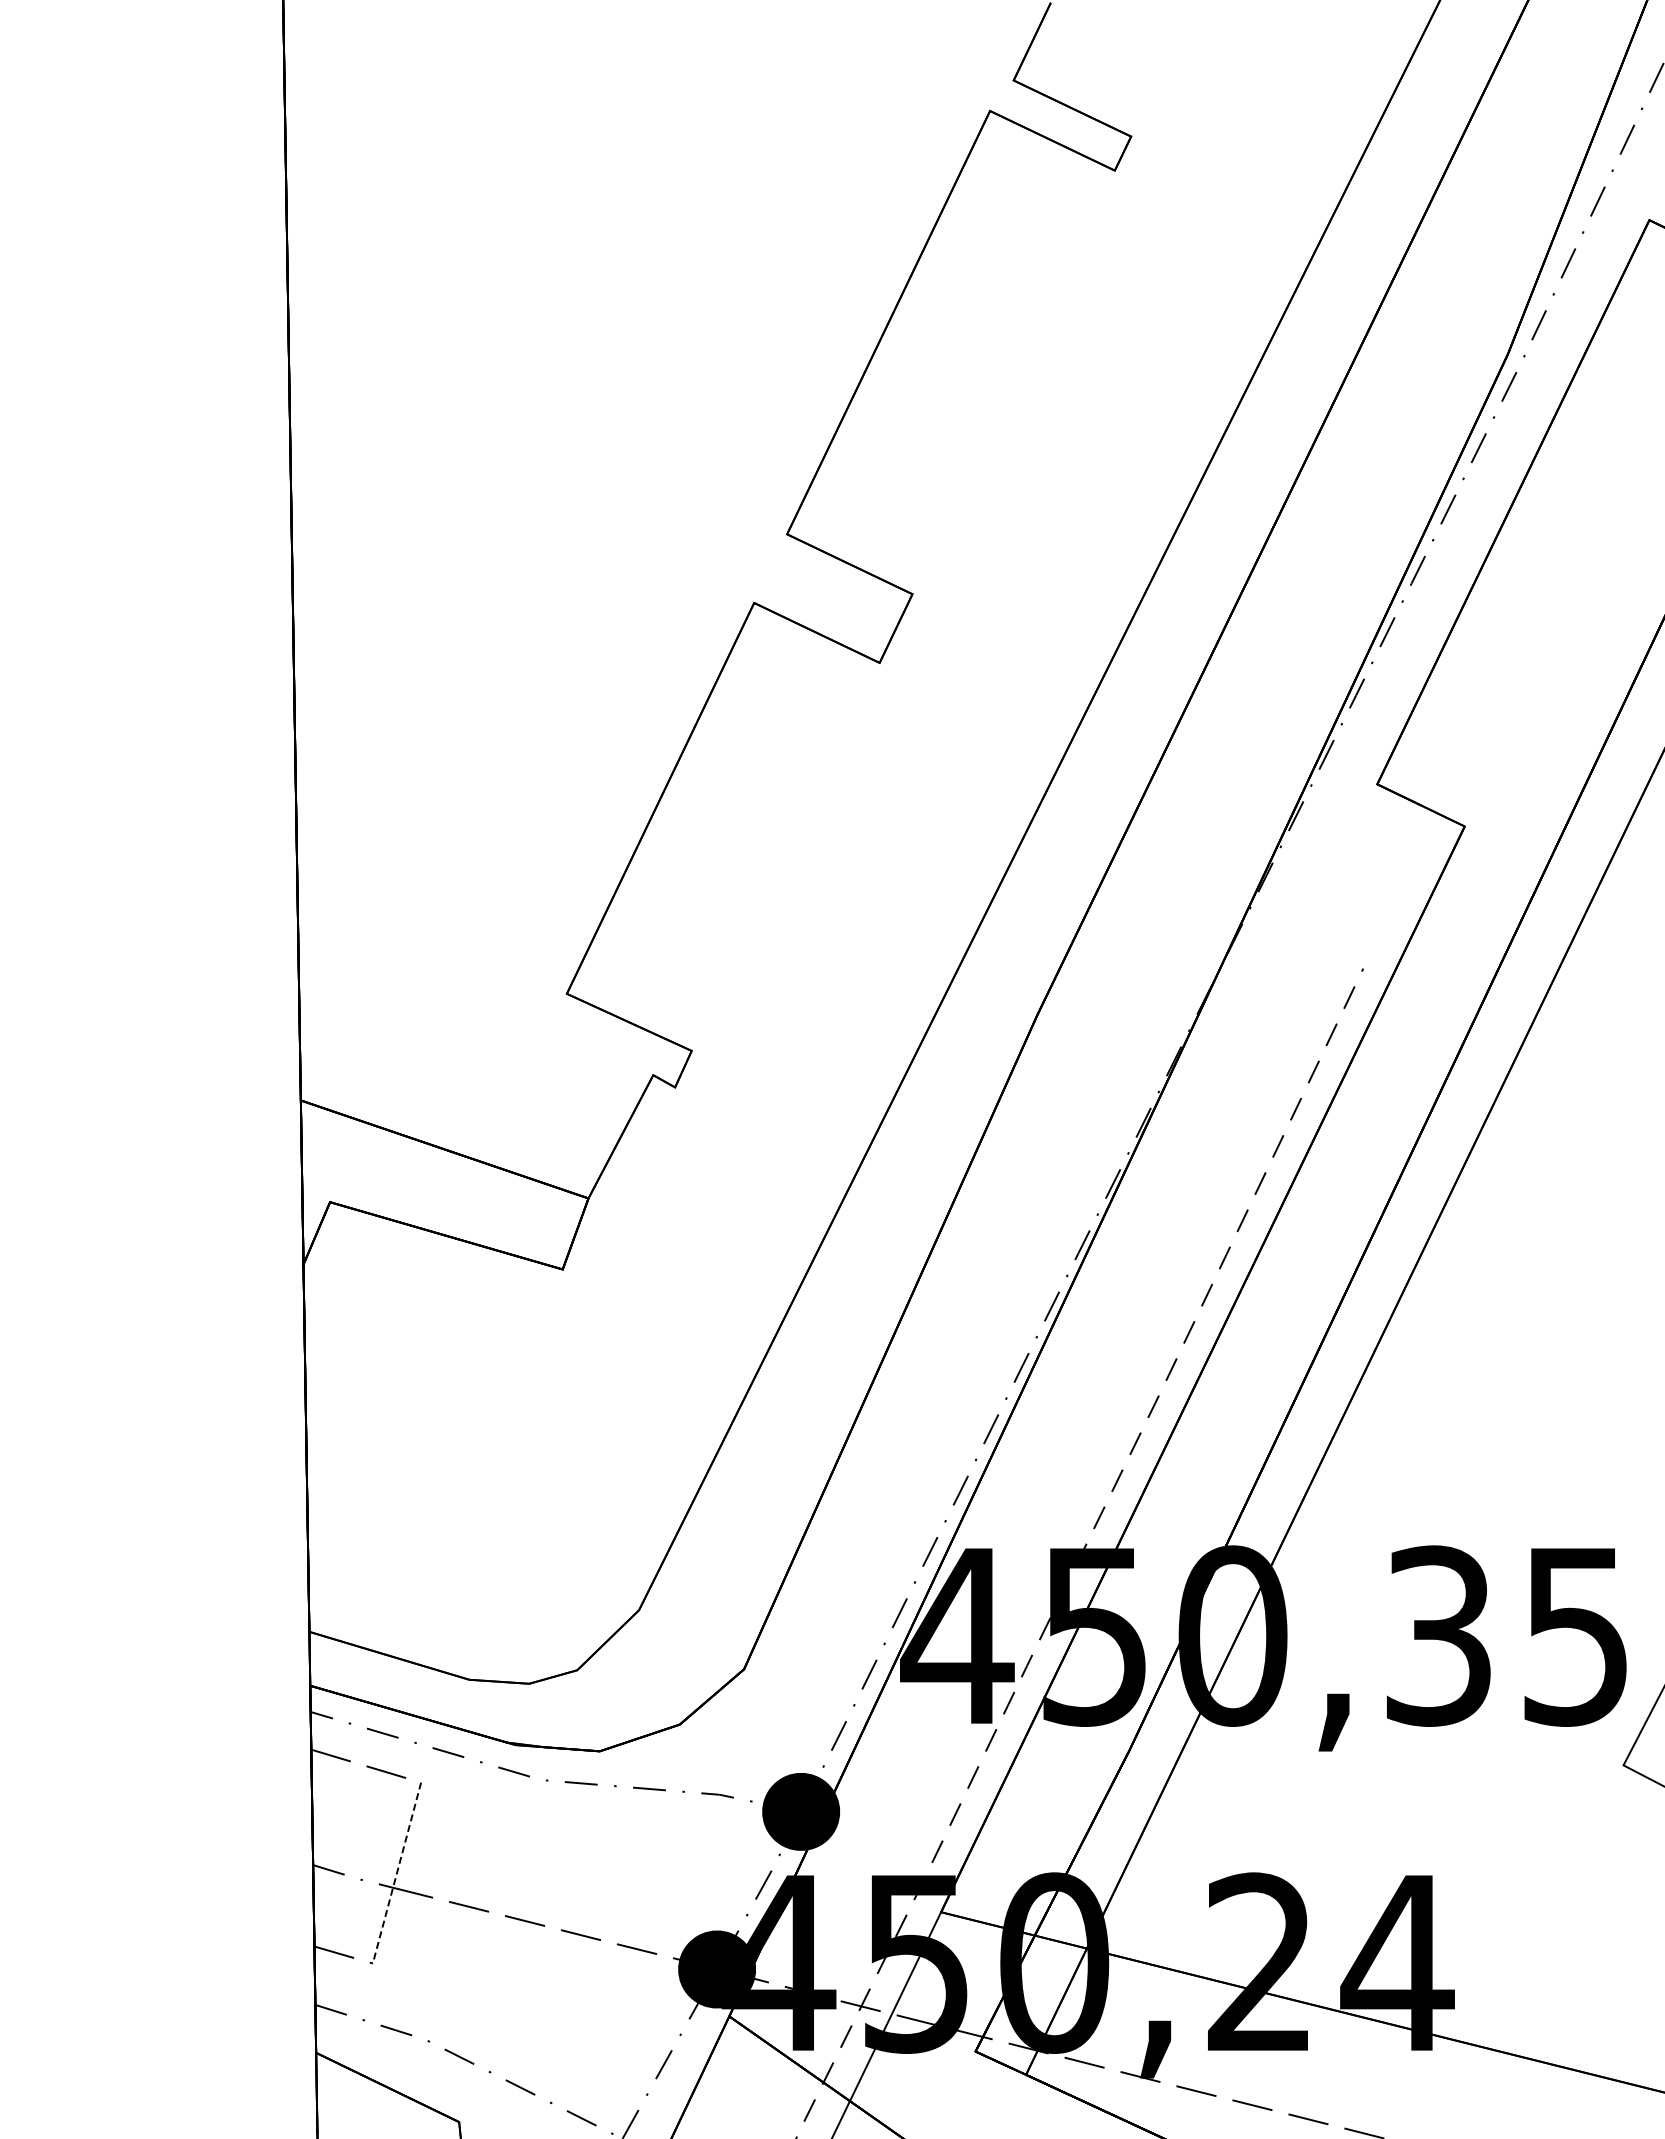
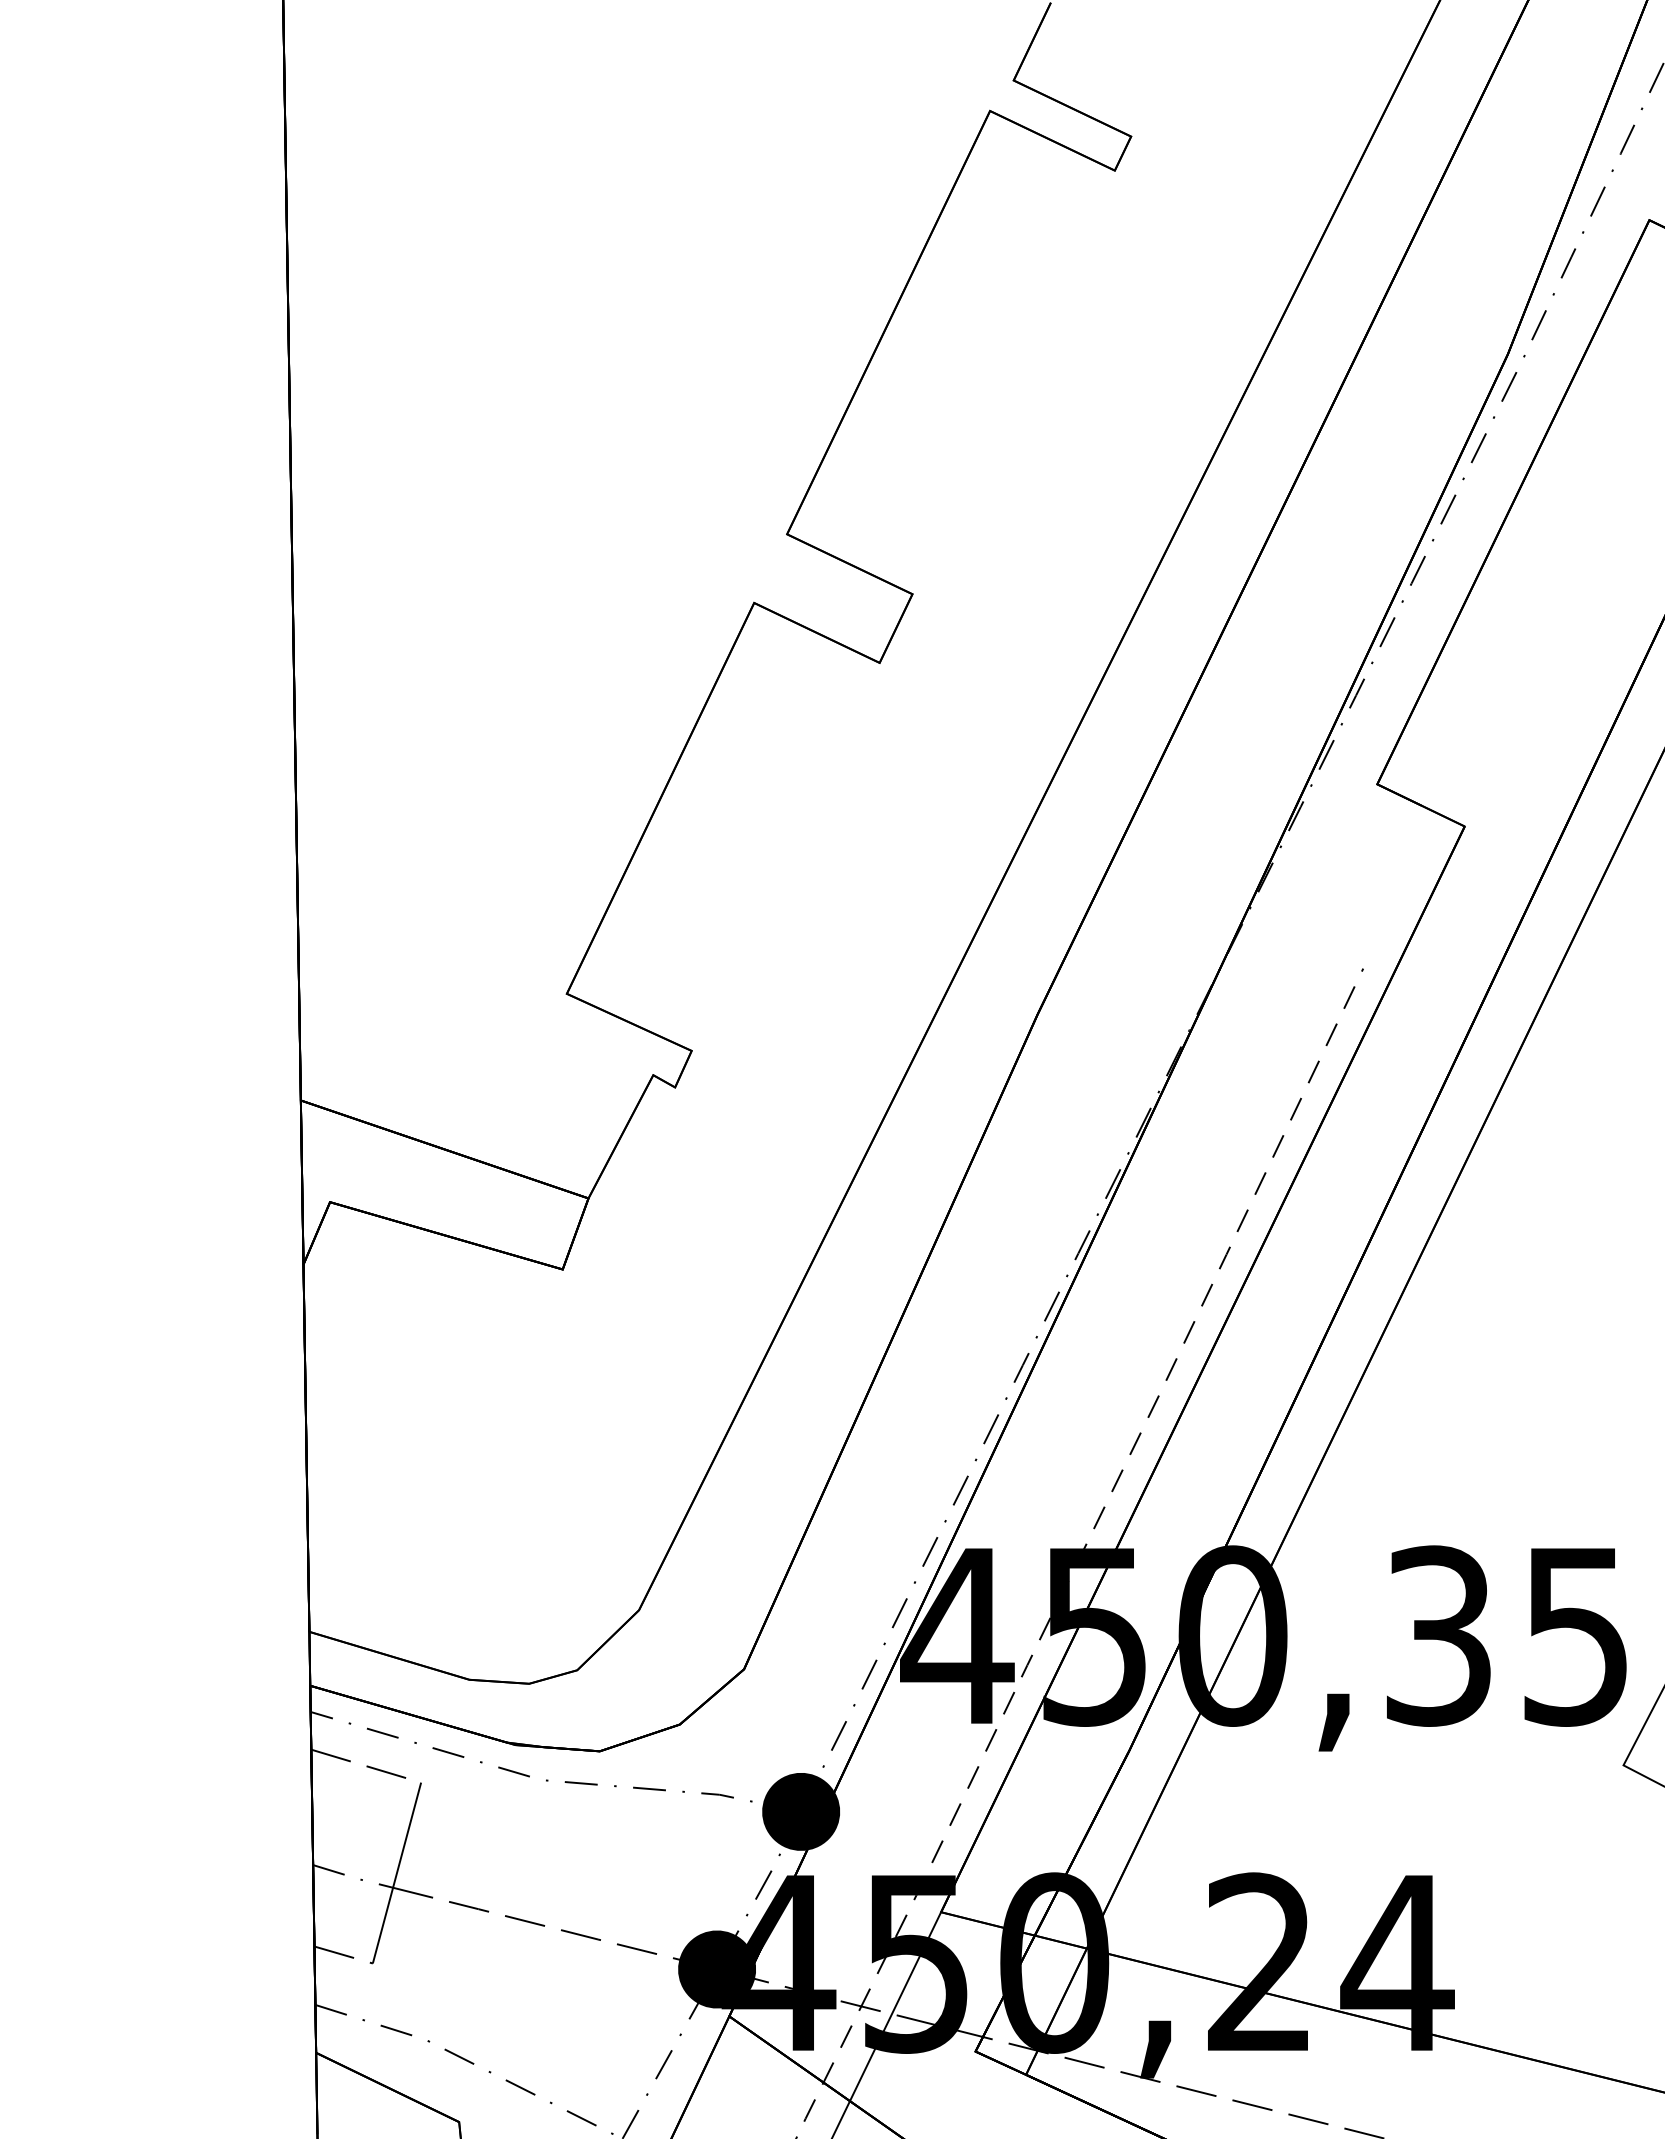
line: dashed -> solid (397, 1873)
